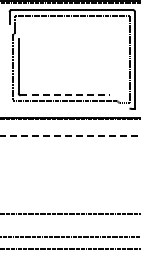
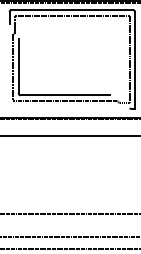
line: dashed -> solid (65, 95)
line: dashed -> solid (70, 135)
